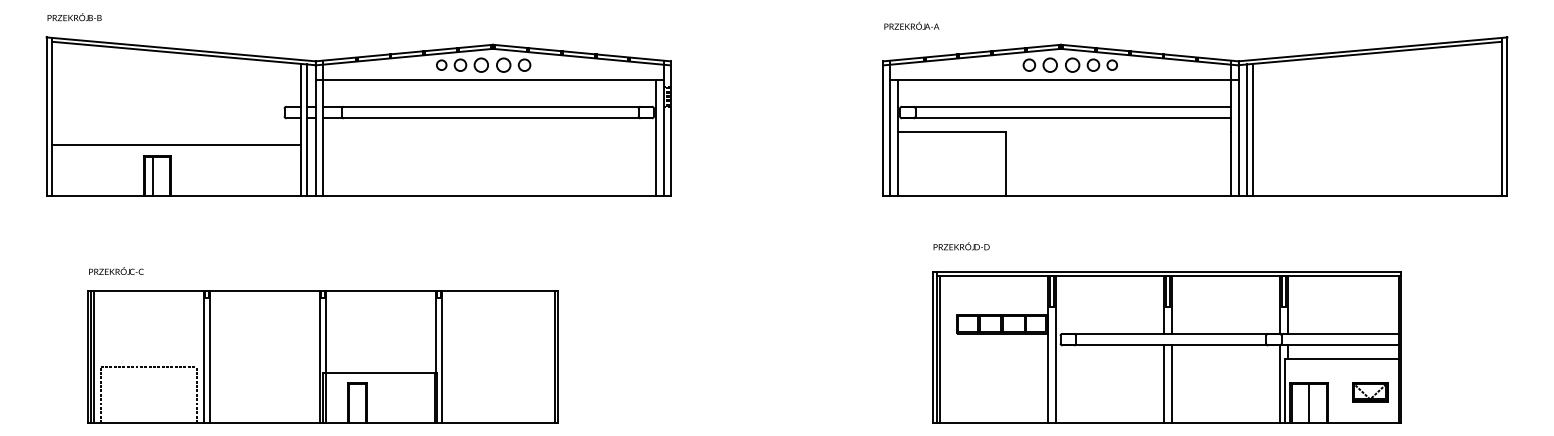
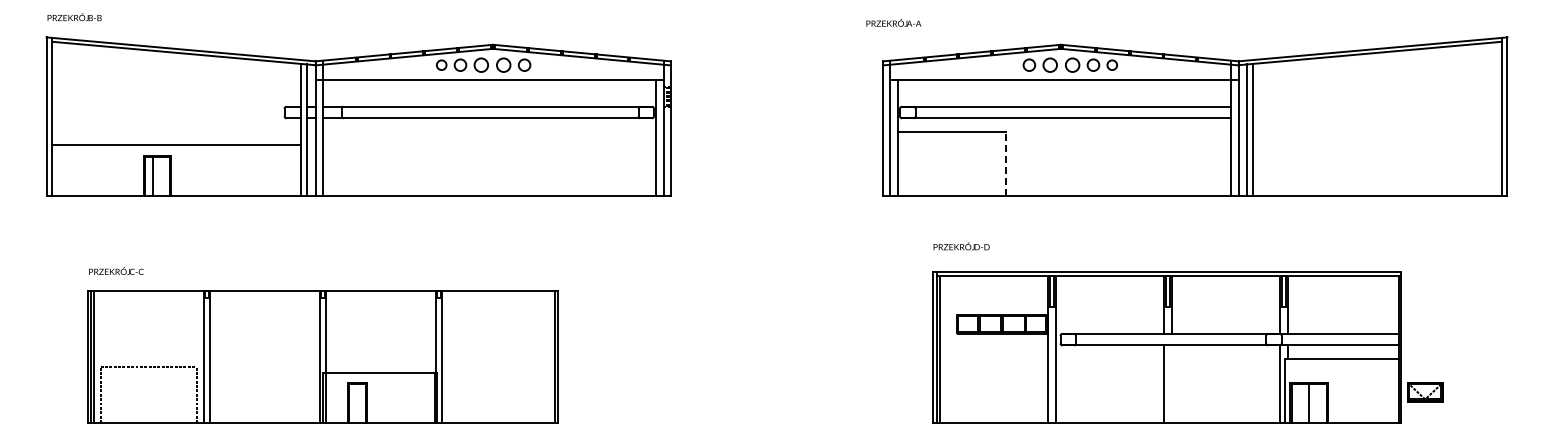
text position: (911, 25) -> (893, 22) (893, 22)
line: solid -> dashed (1005, 163)
line: present -> none (1171, 383)
part position: (1370, 392) -> (1425, 392) (1425, 392)
